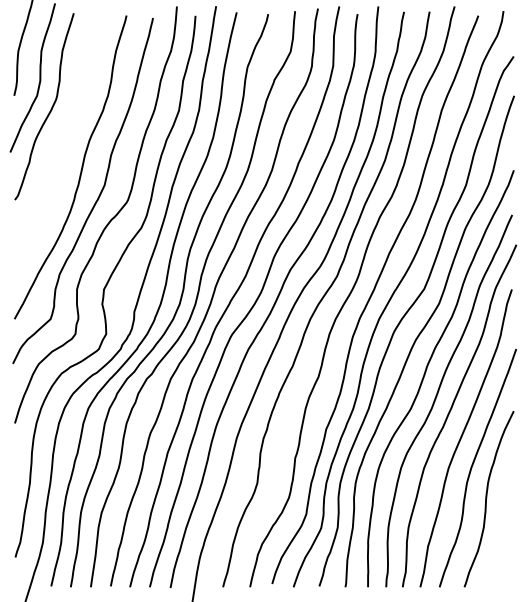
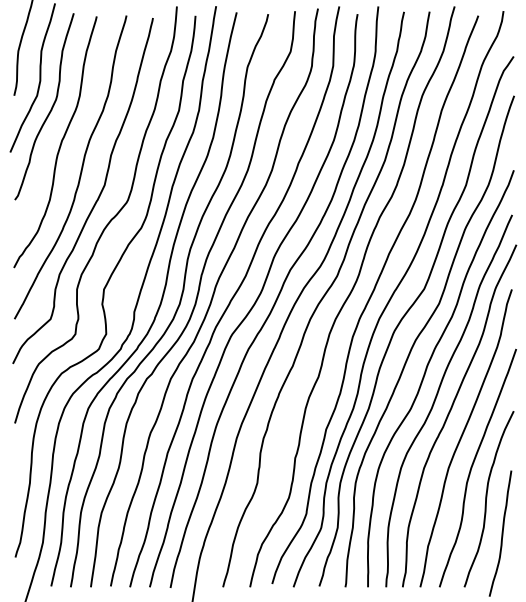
curve: none -> present (60, 142)
curve: none -> present (501, 533)
